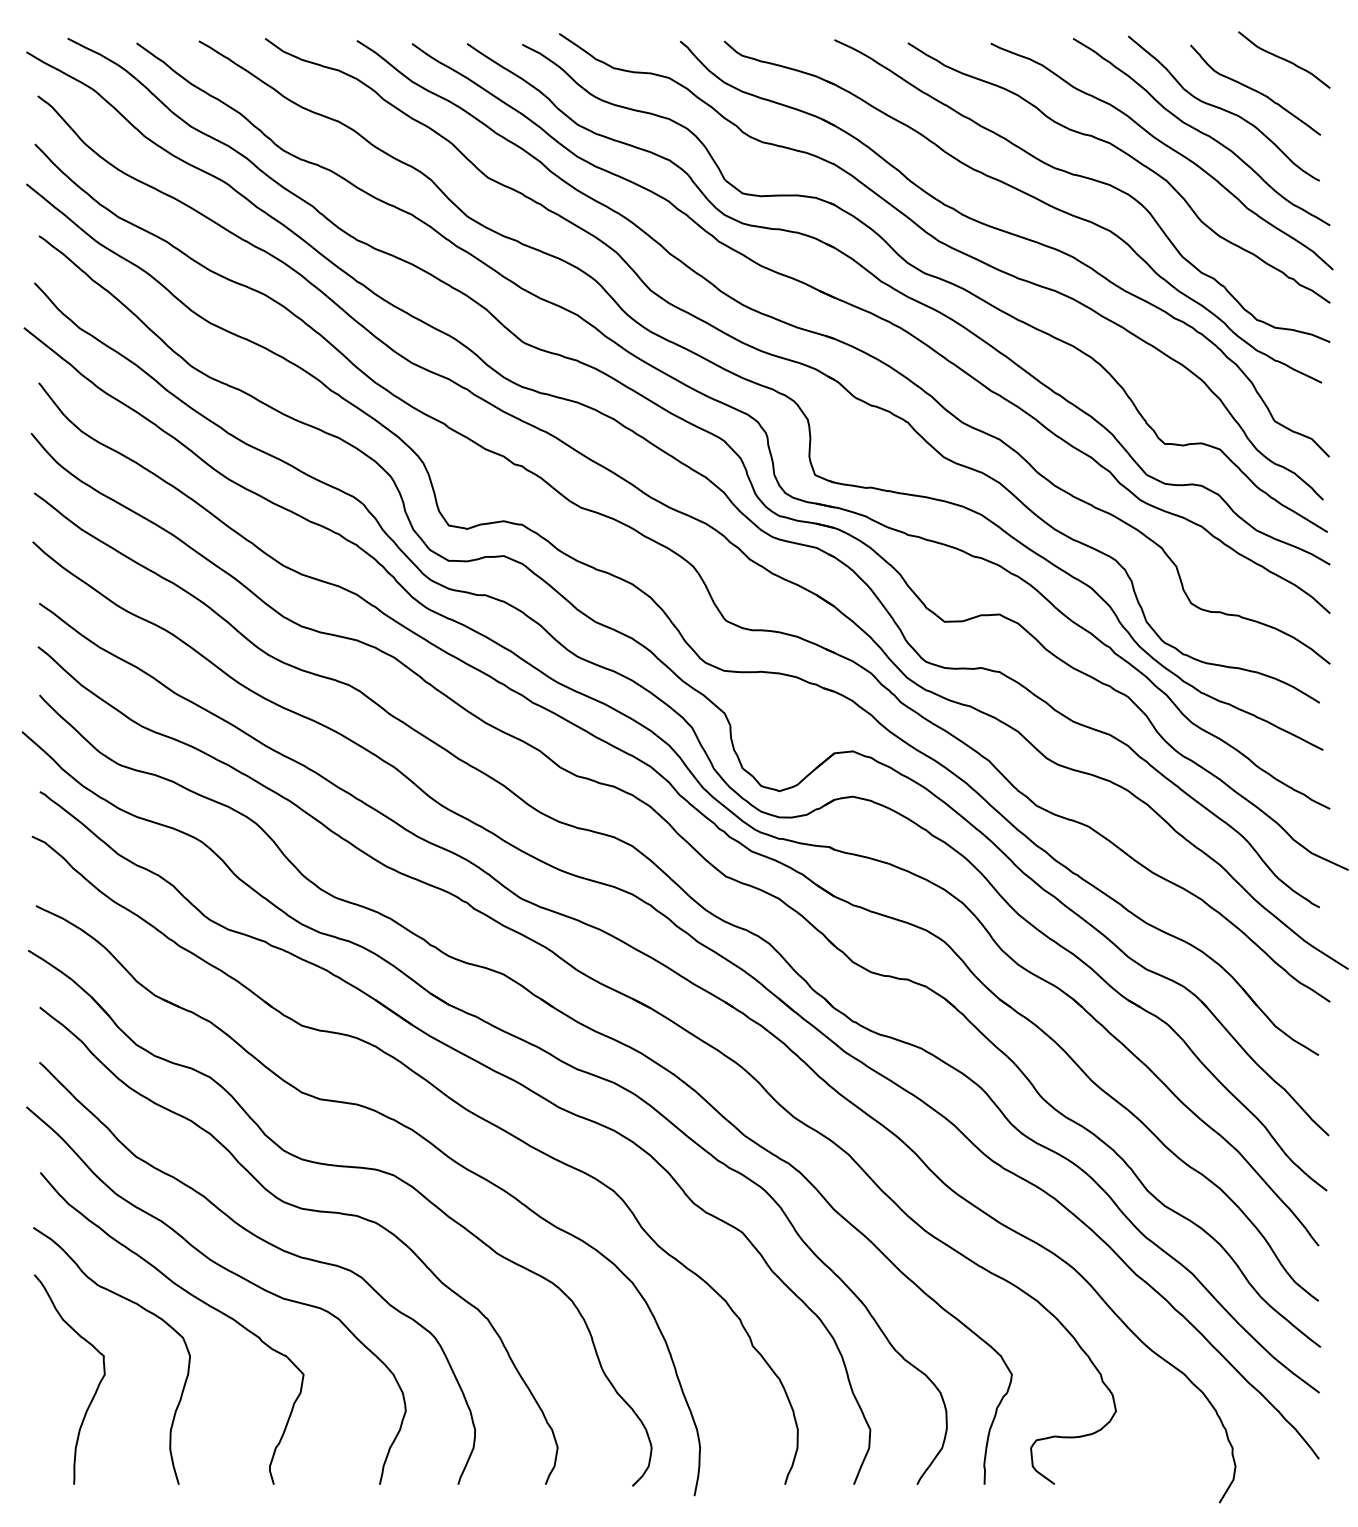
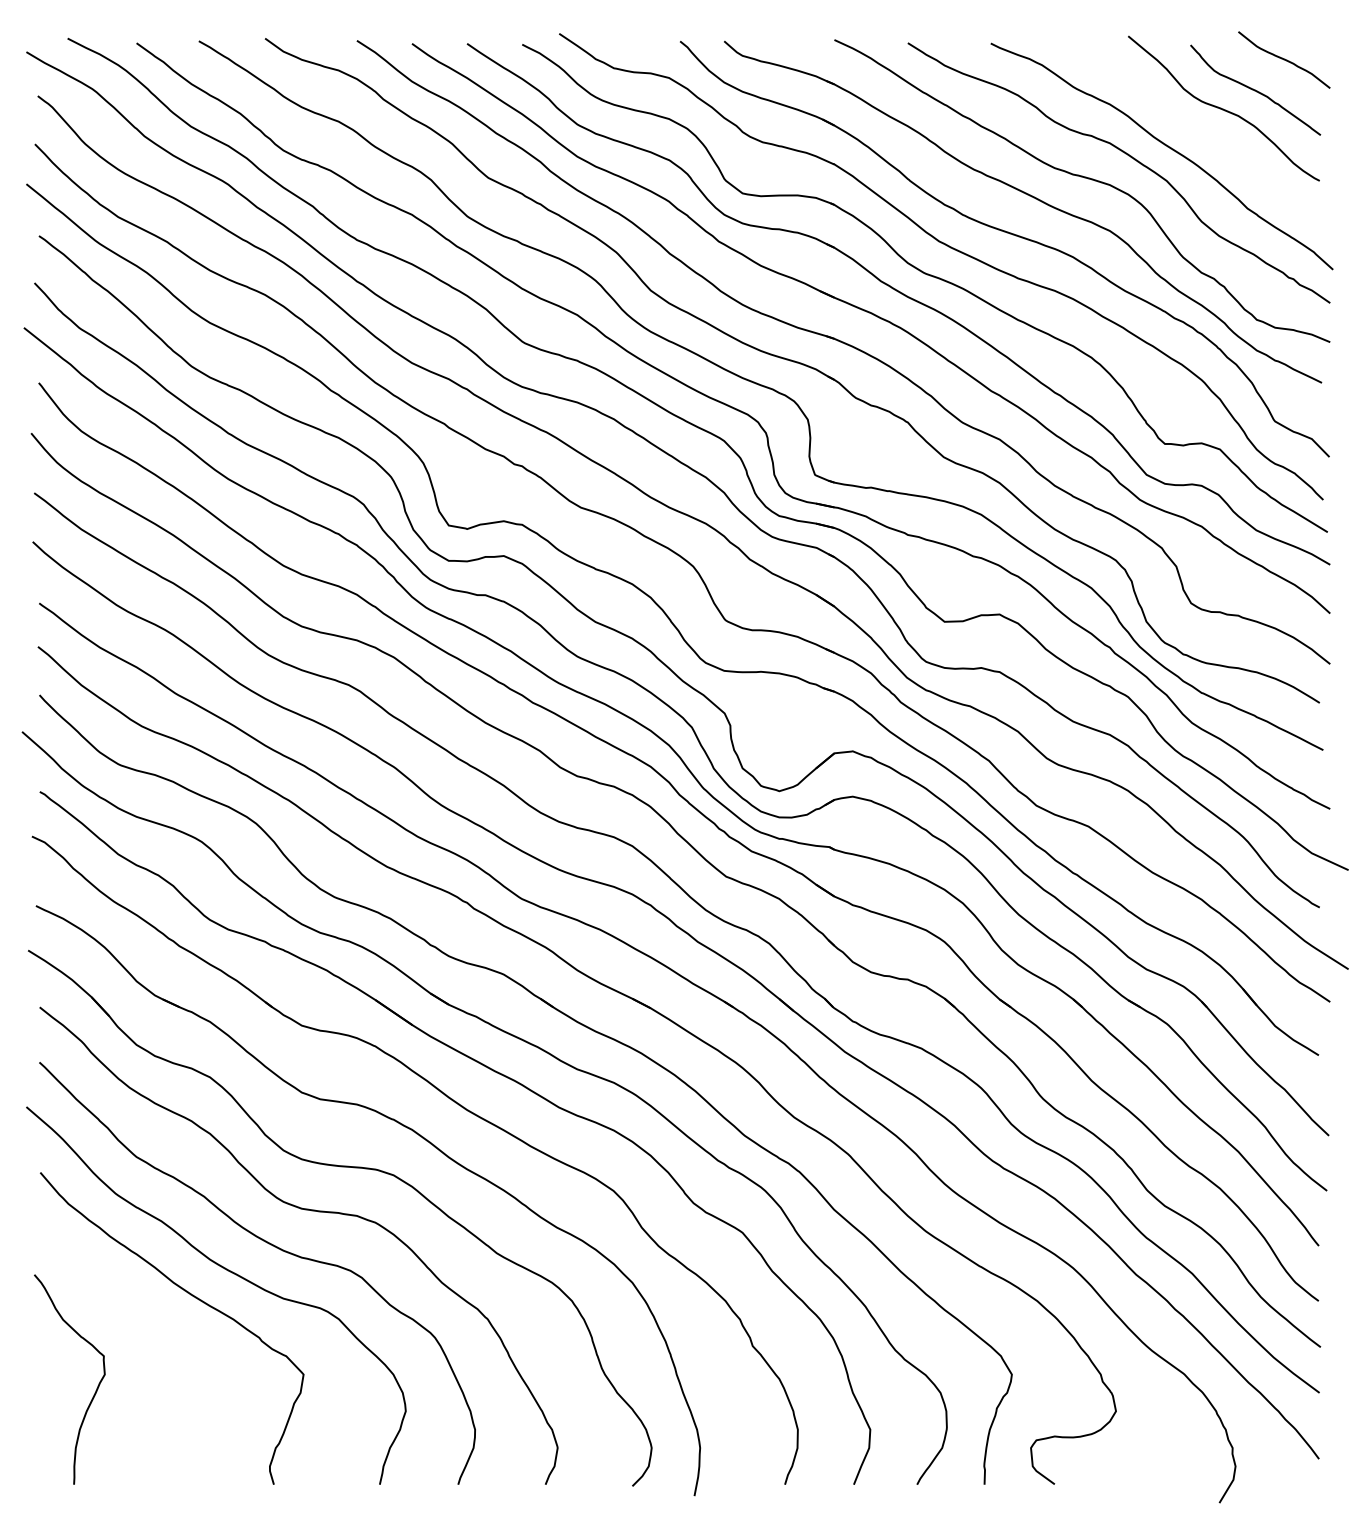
curve: present -> none (1201, 132)
curve: present -> none (141, 1308)
